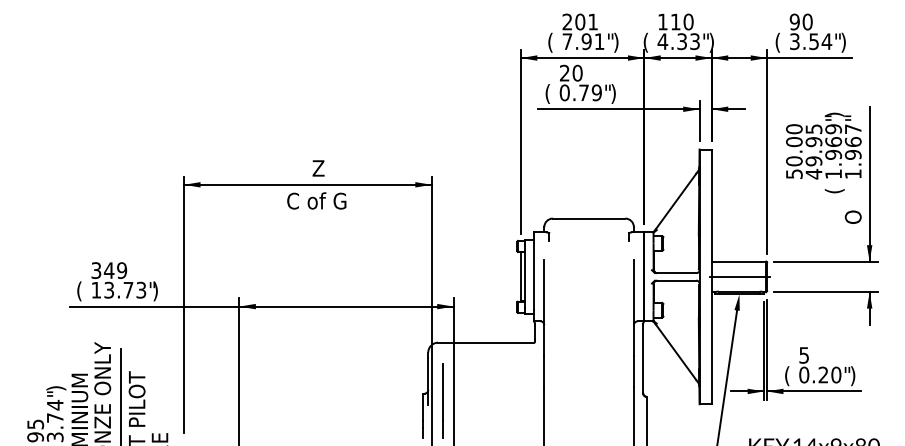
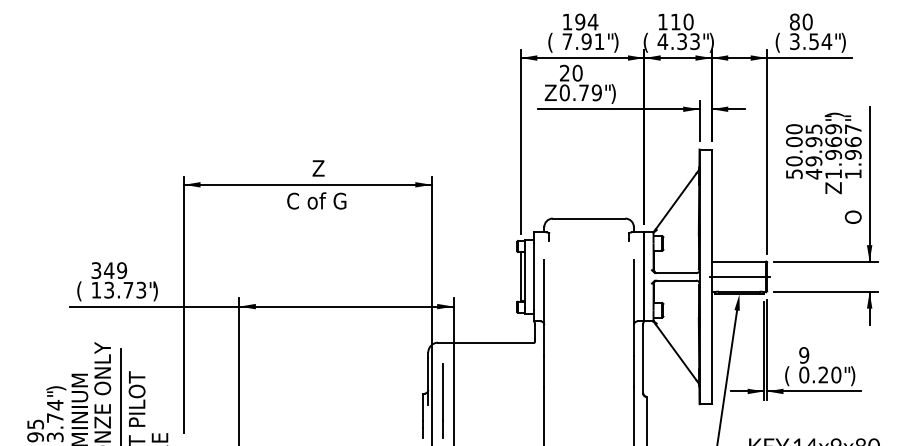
text: 201 -> 194 (580, 21)
text: 90 -> 80 (794, 21)
text: ( -> Z (550, 93)
text: ( -> Z (834, 188)
text: 5 -> 9 (804, 355)
